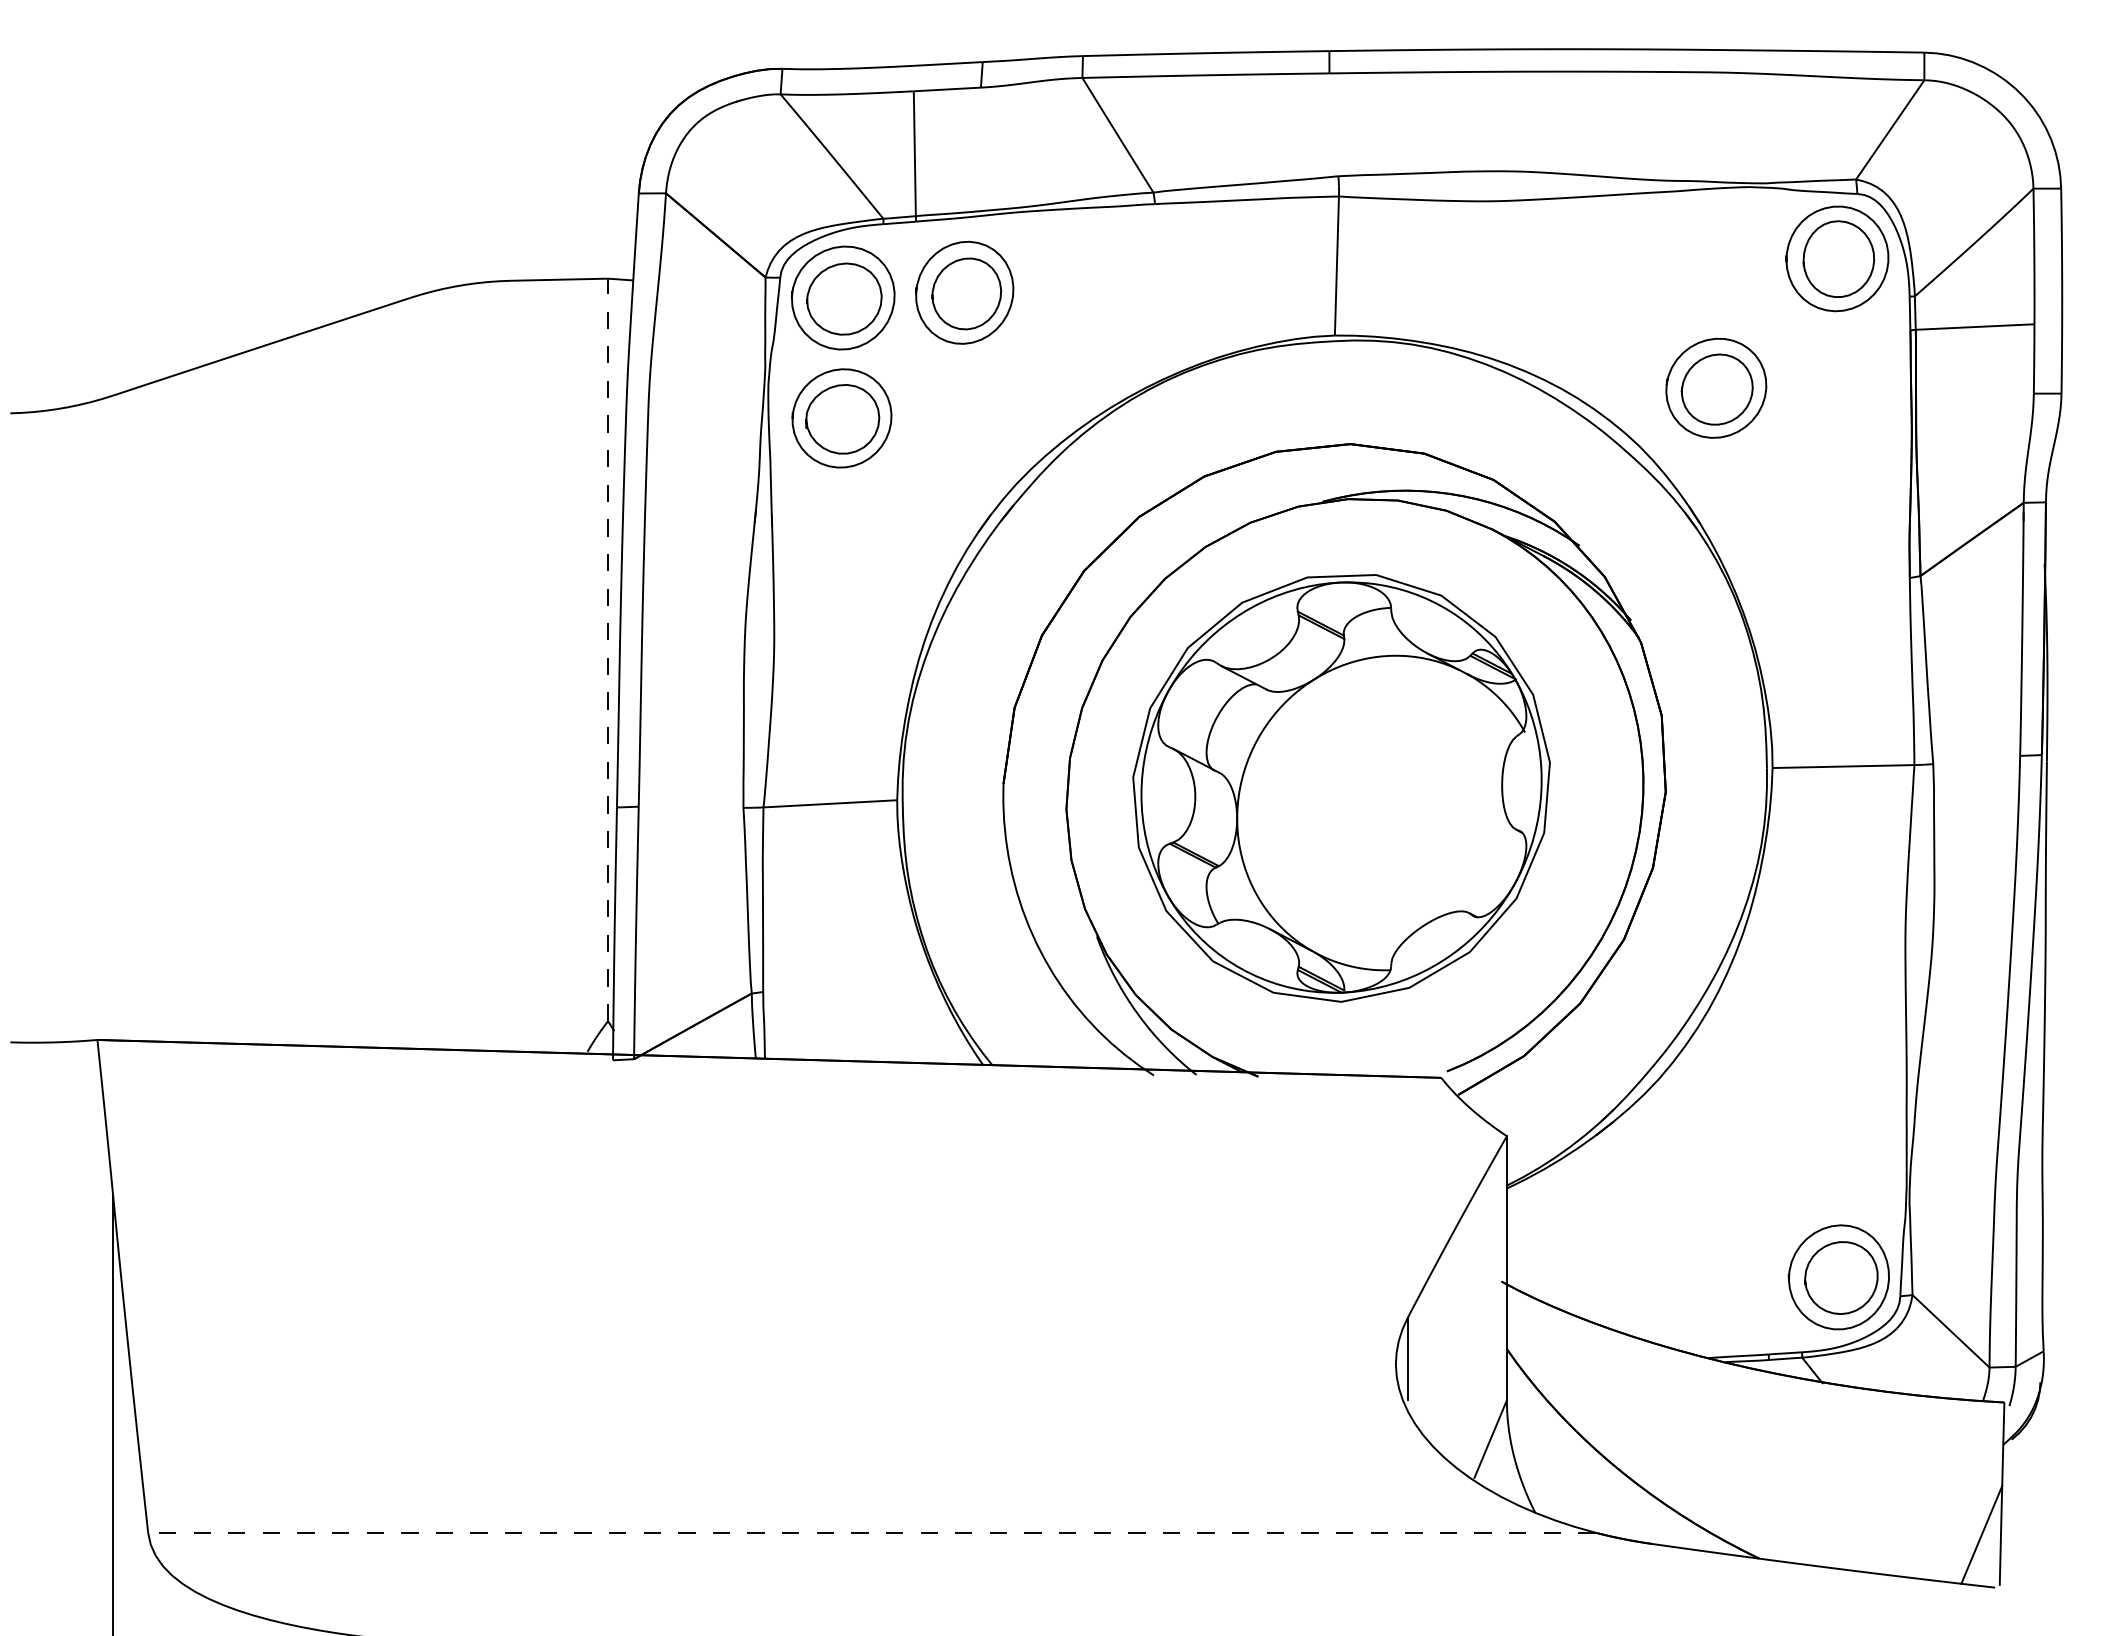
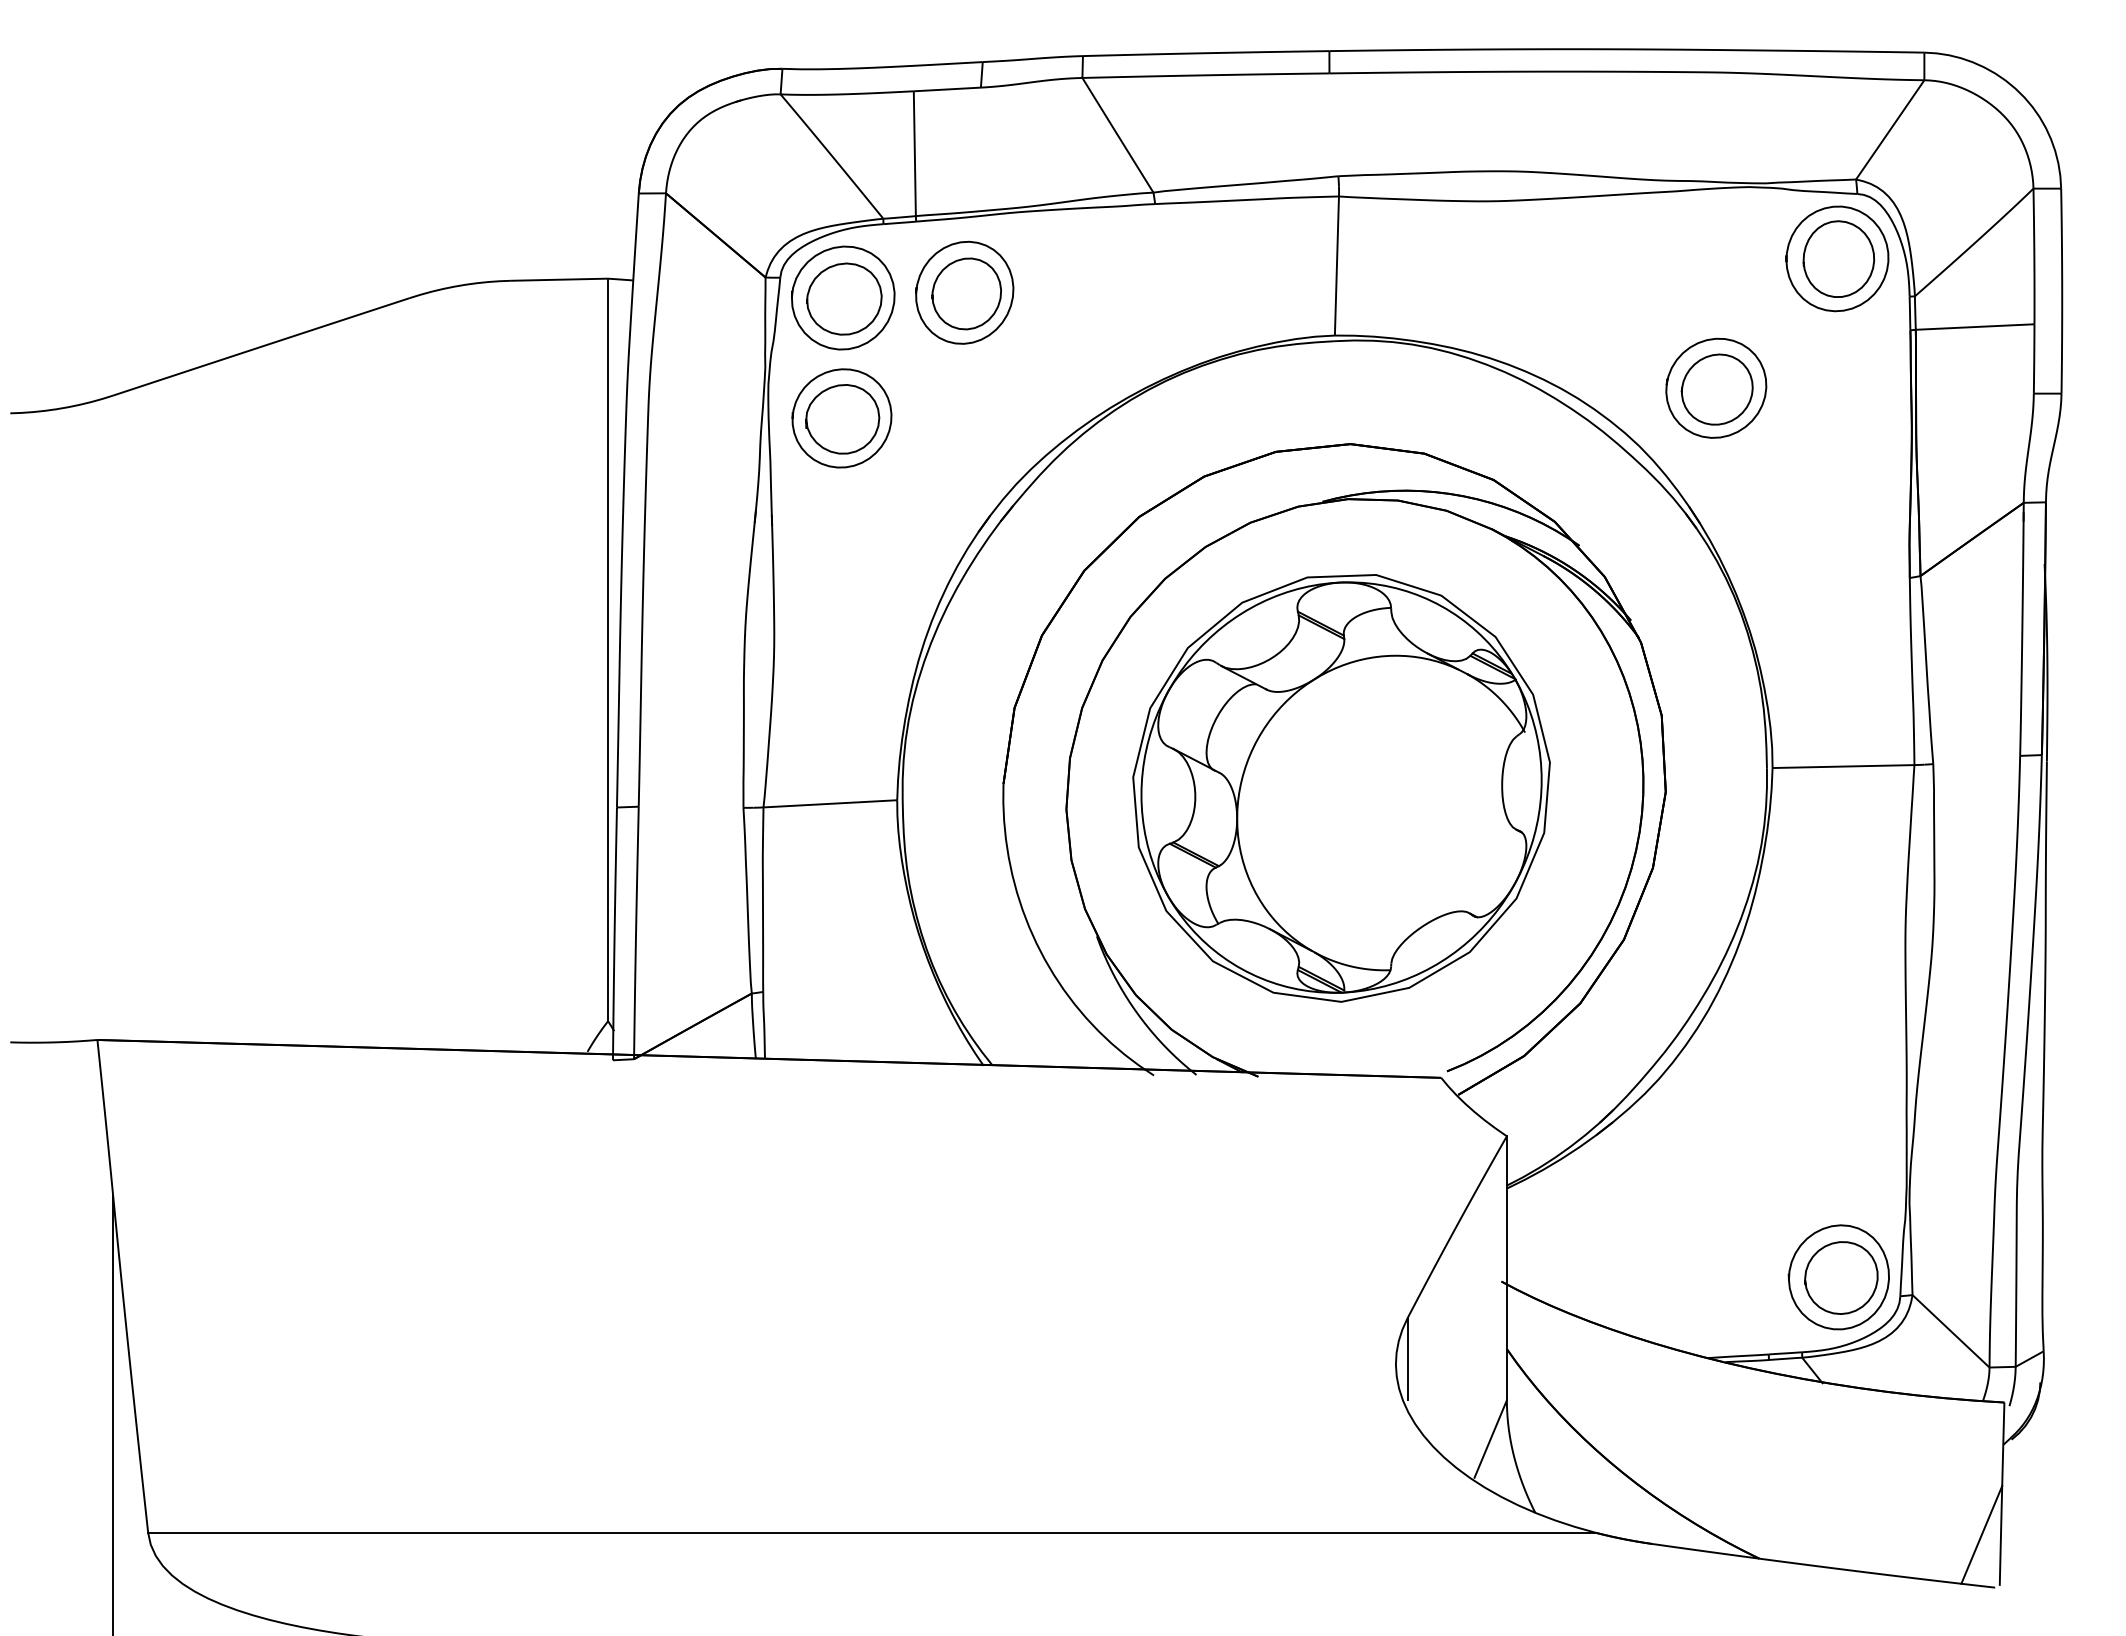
line: dashed -> solid (608, 649)
line: dashed -> solid (871, 1532)
